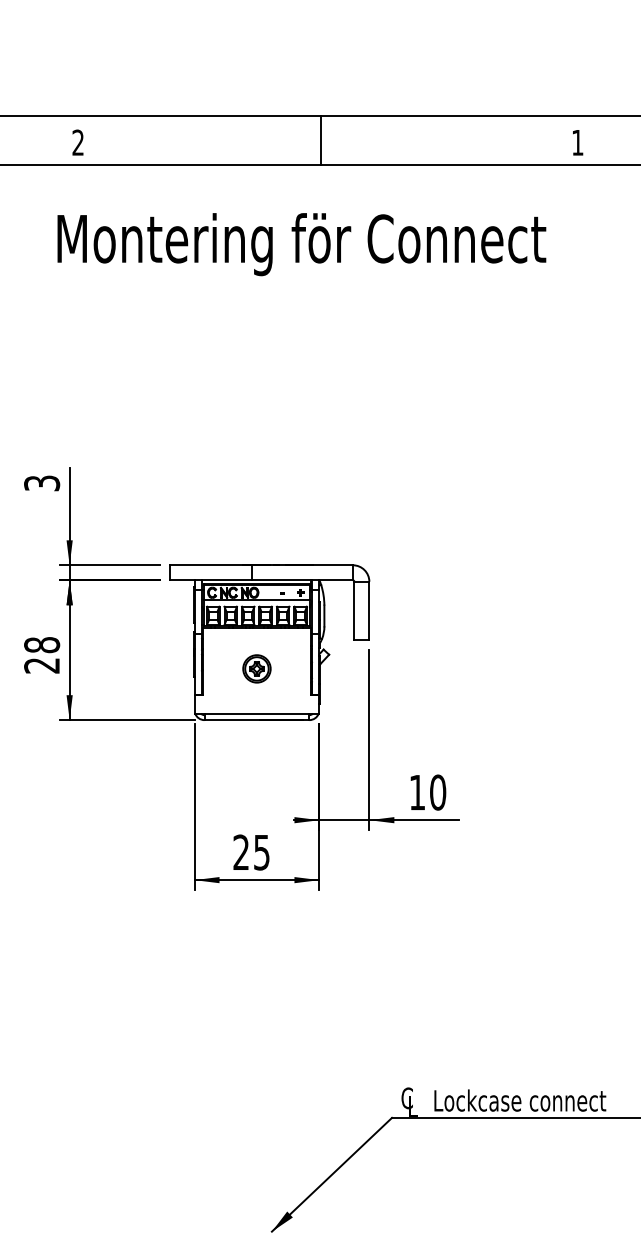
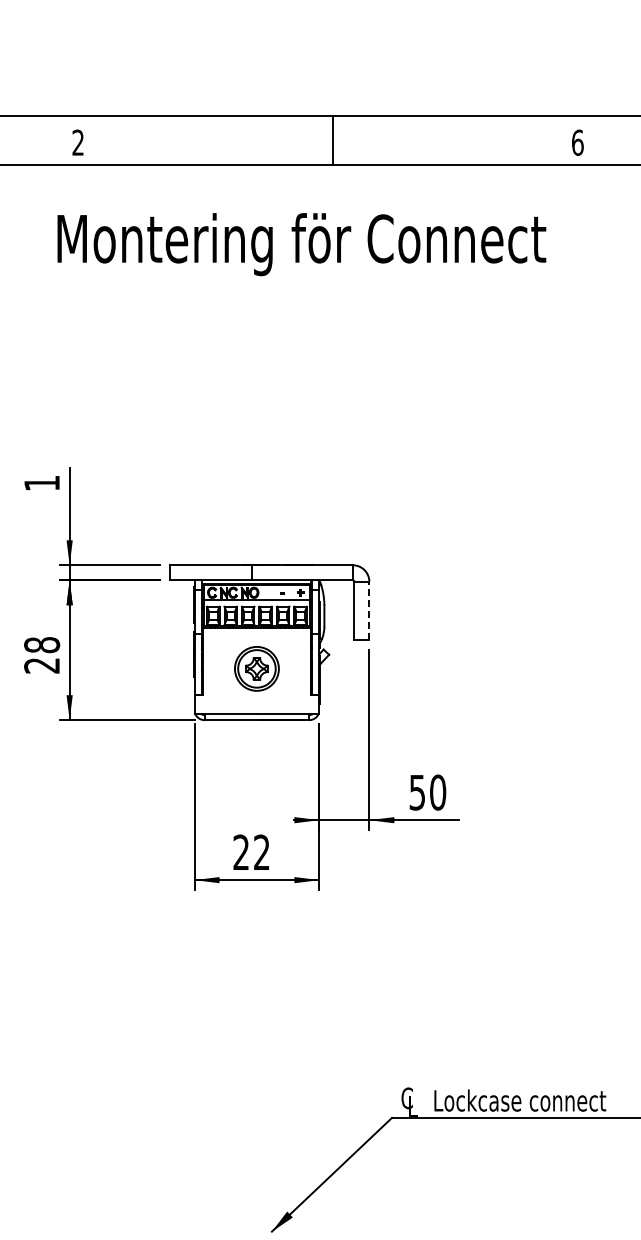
line position: (320, 140) -> (332, 140) (332, 140)
text: 1 -> 6 (577, 142)
text: 3 -> 1 (42, 483)
line: solid -> dashed (369, 610)
part size: 30x30 px -> 46x46 px (256, 668)
text: 10 -> 50 (416, 792)
text: 25 -> 22 (261, 852)
